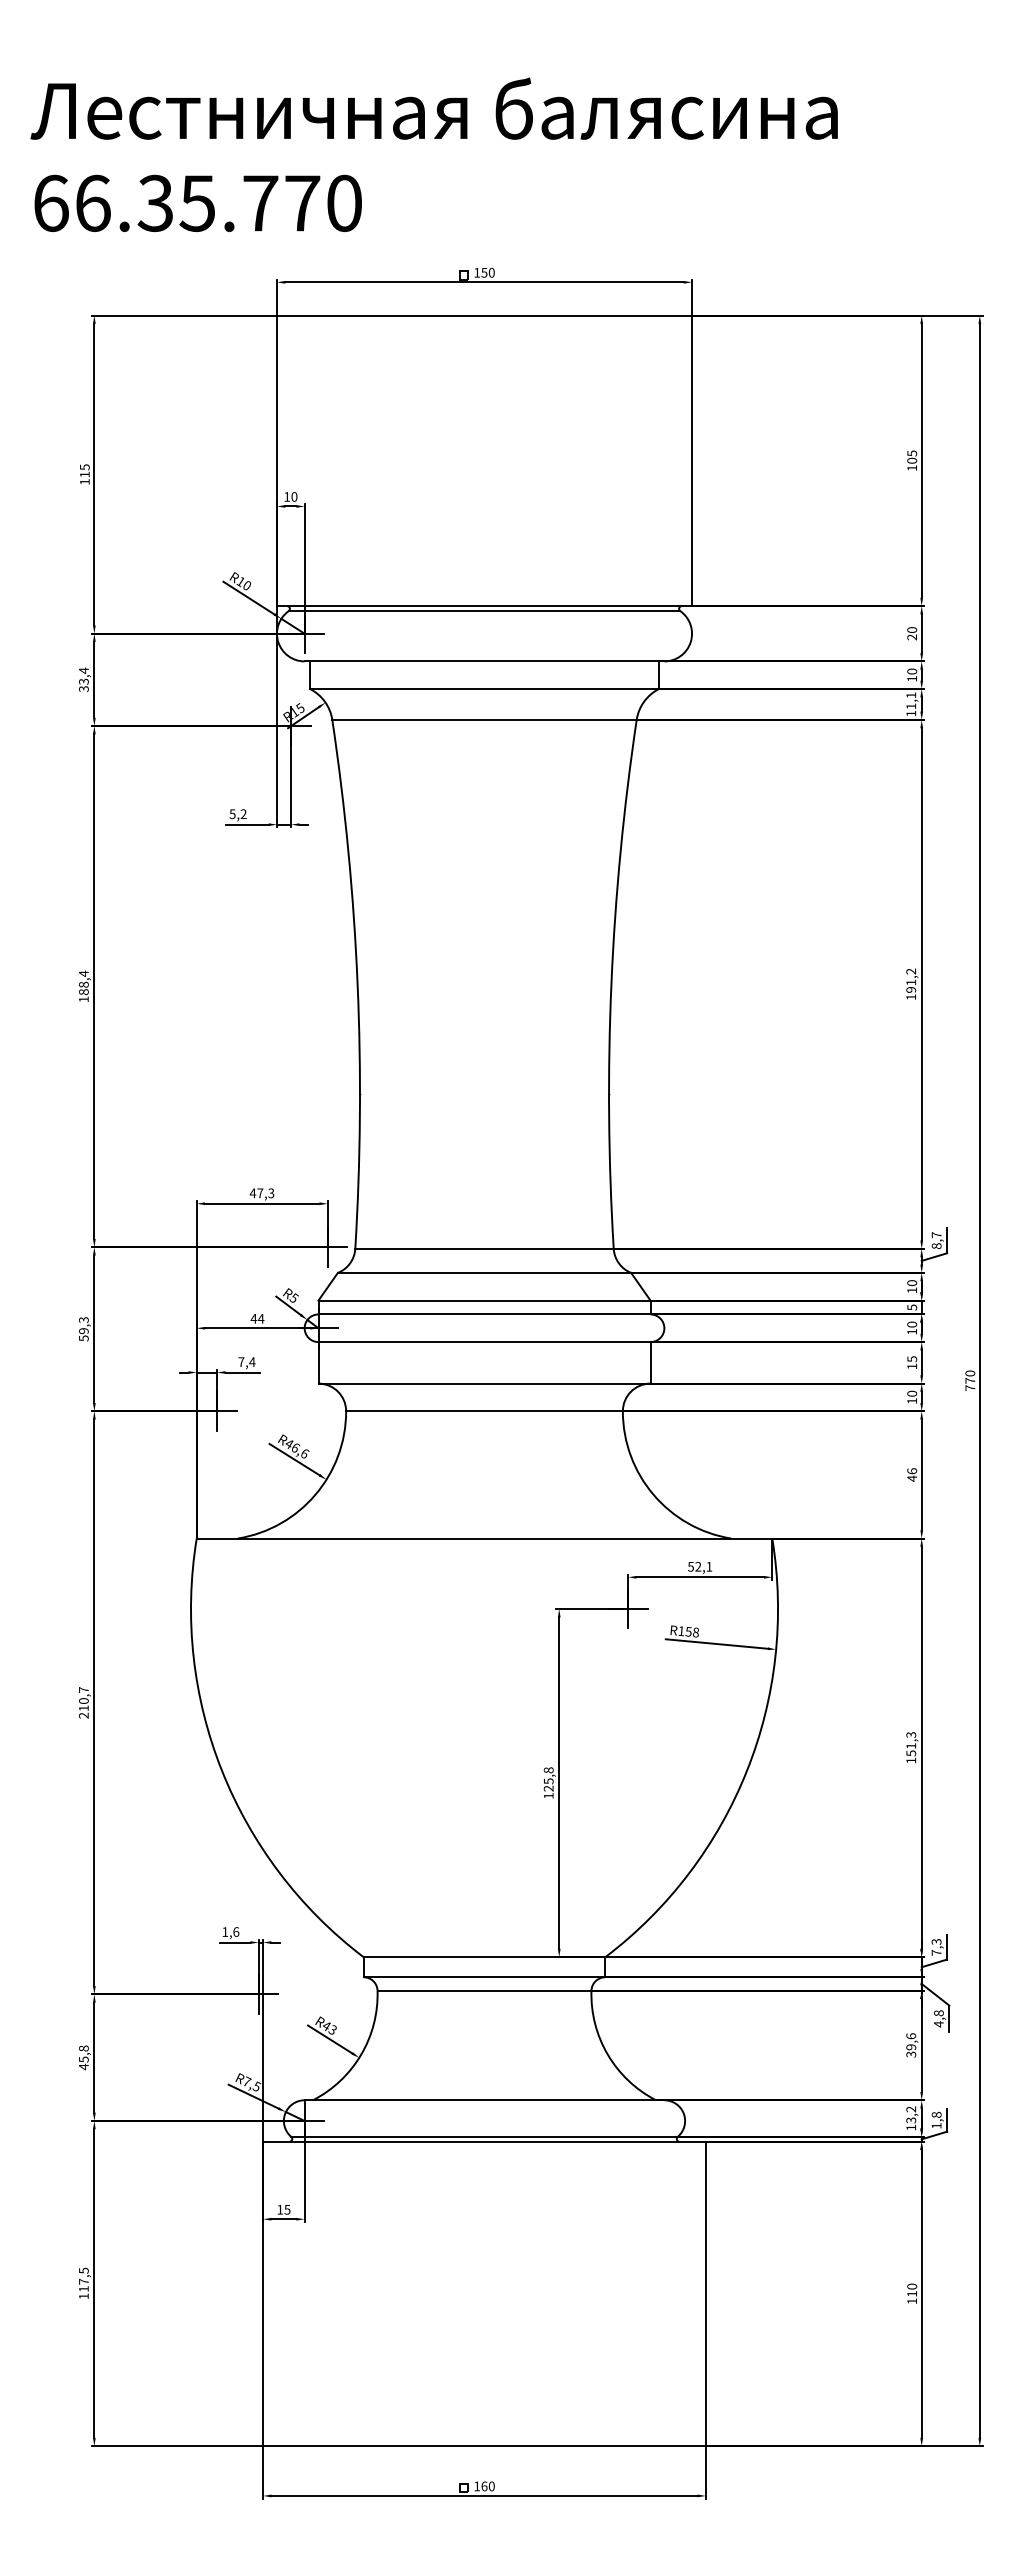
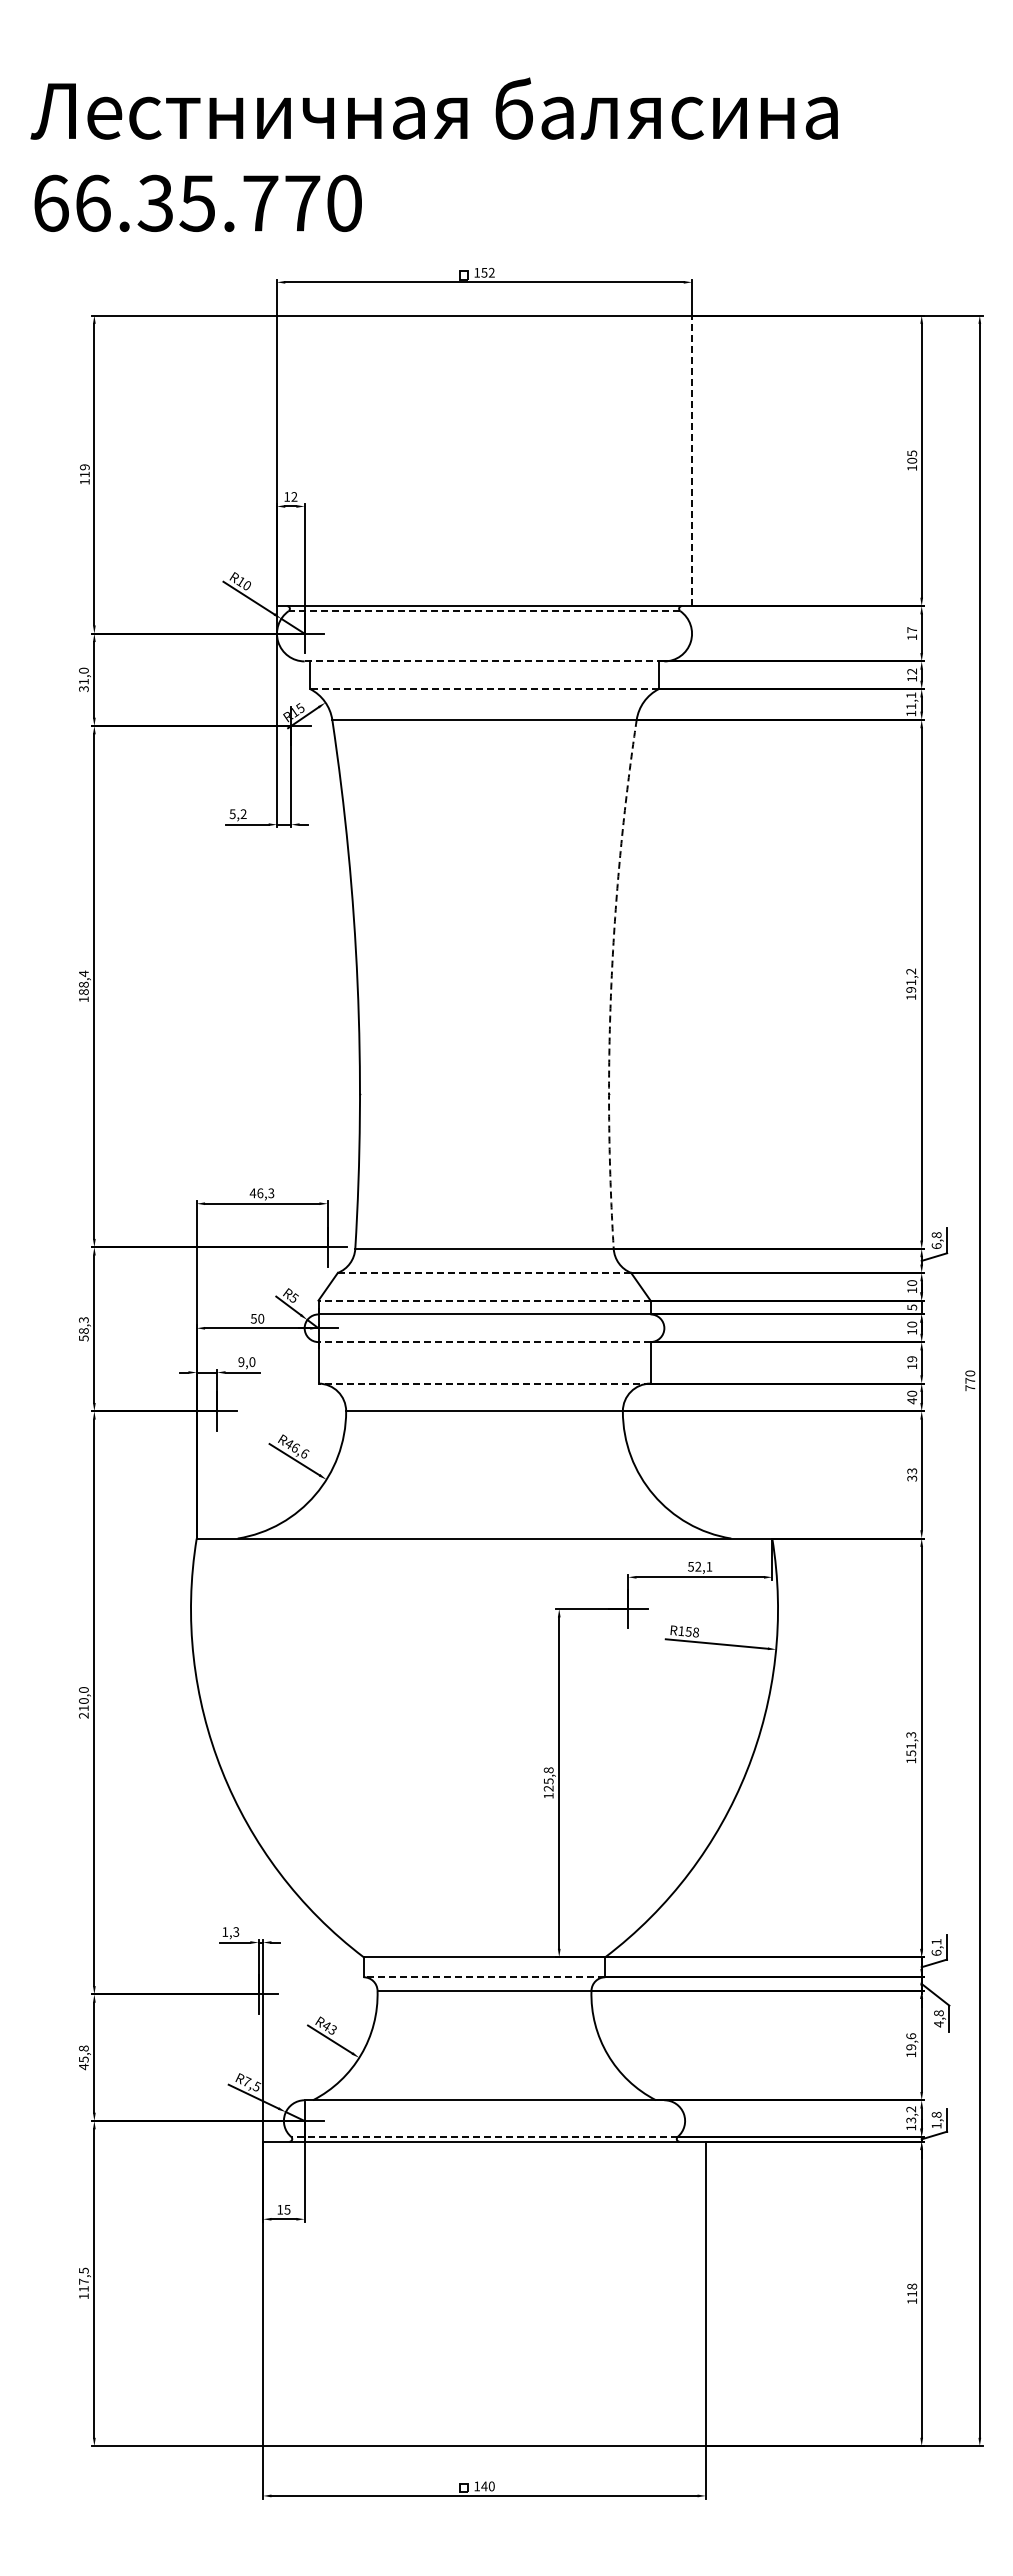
text: 150 -> 152 (491, 272)
line: solid -> dashed (692, 460)
text: 115 -> 119 (84, 467)
text: 10 -> 12 (294, 496)
line: solid -> dashed (484, 611)
text: 20 -> 17 (912, 633)
line: solid -> dashed (484, 661)
text: 10 -> 12 (912, 671)
text: 33,4 -> 31,0 (83, 675)
line: solid -> dashed (484, 689)
arc: solid -> dashed (611, 983)
text: 47,3 -> 46,3 (260, 1193)
text: 8,7 -> 6,8 (936, 1240)
line: solid -> dashed (484, 1272)
line: solid -> dashed (484, 1300)
text: 44 -> 50 (257, 1318)
text: 59,3 -> 58,3 (83, 1331)
line: solid -> dashed (484, 1342)
text: 15 -> 19 (911, 1359)
text: 7,4 -> 9,0 (246, 1362)
line: solid -> dashed (484, 1383)
text: 10 -> 40 (911, 1401)
text: 46 -> 33 (912, 1474)
text: 210,7 -> 210,0 (83, 1689)
text: 1,6 -> 1,3 (236, 1931)
text: 7,3 -> 6,1 (936, 1947)
line: solid -> dashed (484, 1977)
text: 39,6 -> 19,6 (911, 2054)
line: solid -> dashed (484, 2136)
text: 110 -> 118 (912, 2286)
text: 160 -> 140 (484, 2486)
